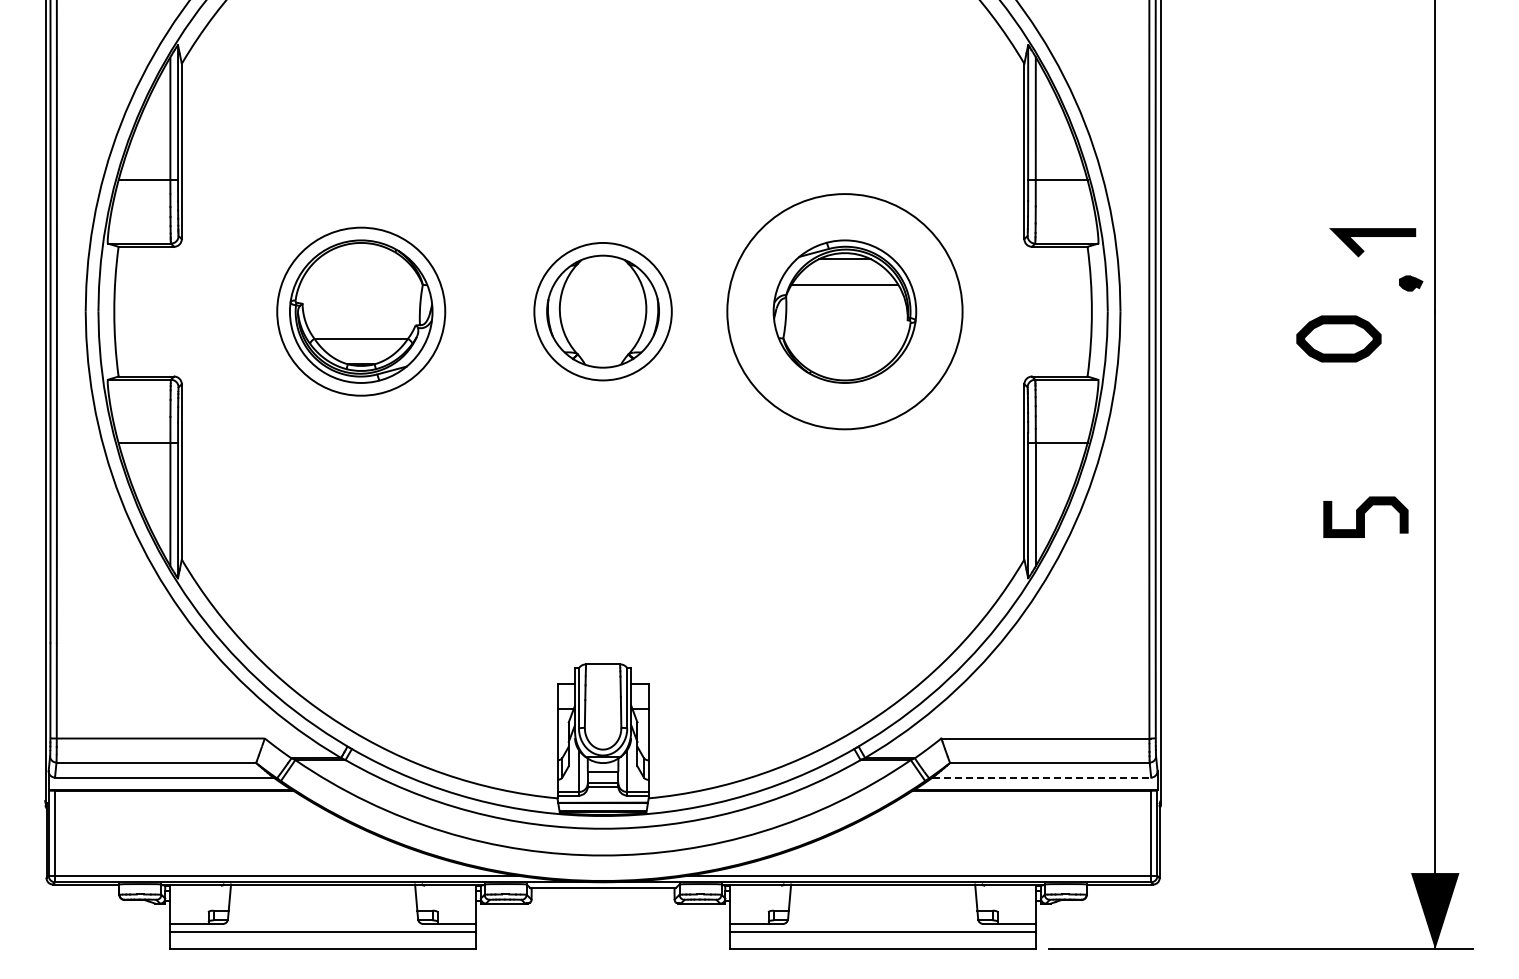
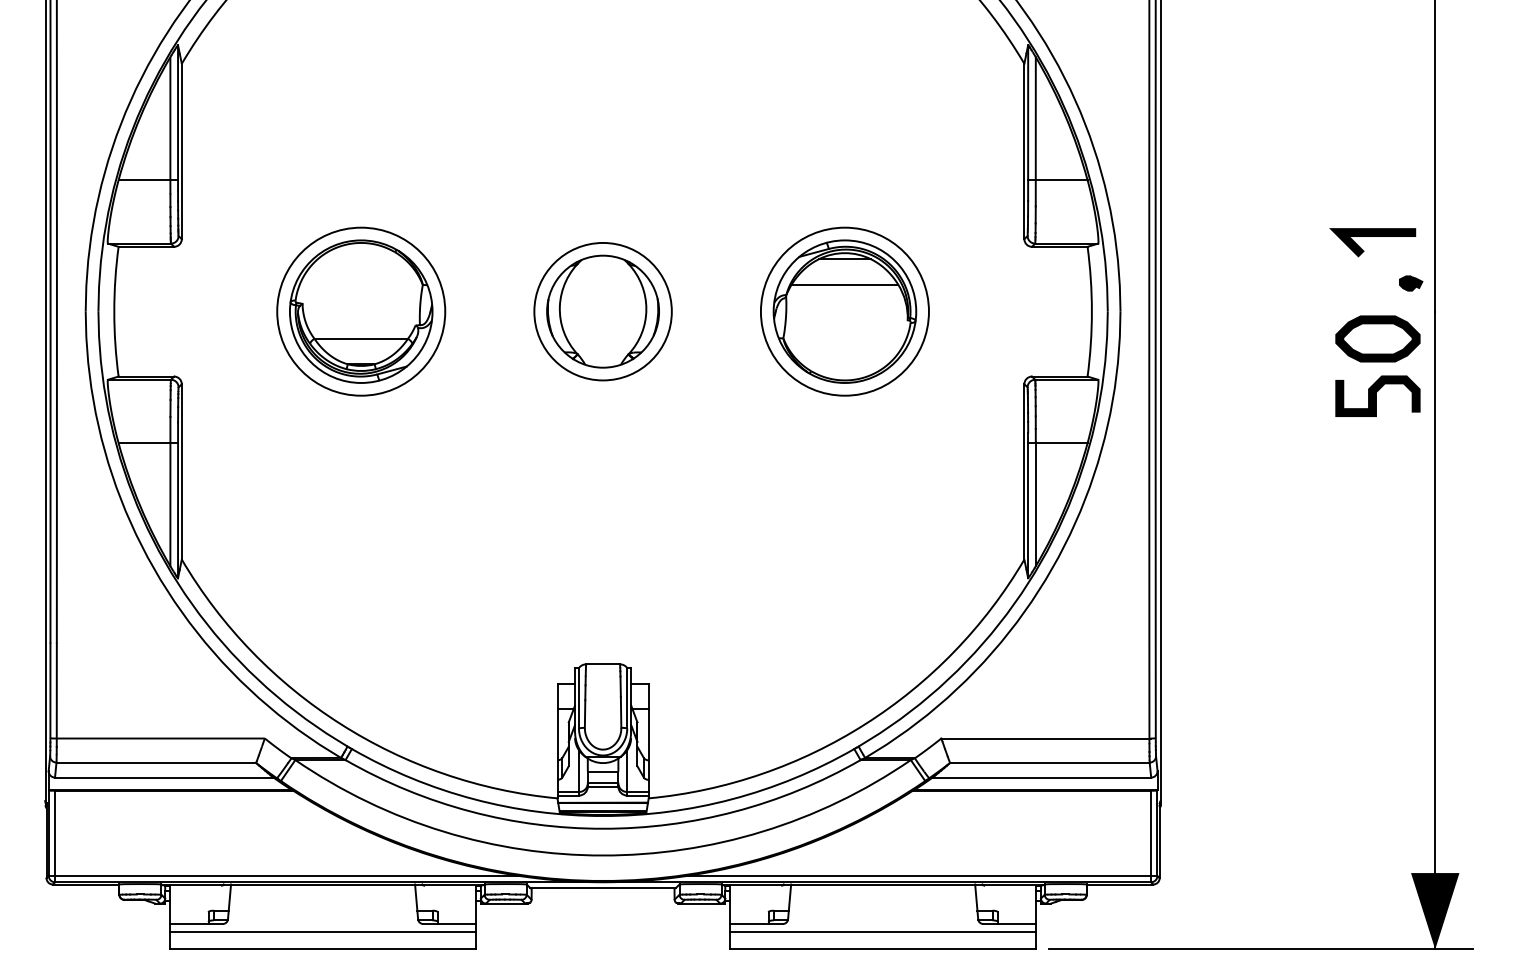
circle diameter: 235 px -> 168 px (844, 311)
part position: (1338, 338) -> (1377, 338) (1377, 338)
curve position: (1364, 516) -> (1376, 395) (1376, 395)
line: dashed -> solid (1042, 777)
